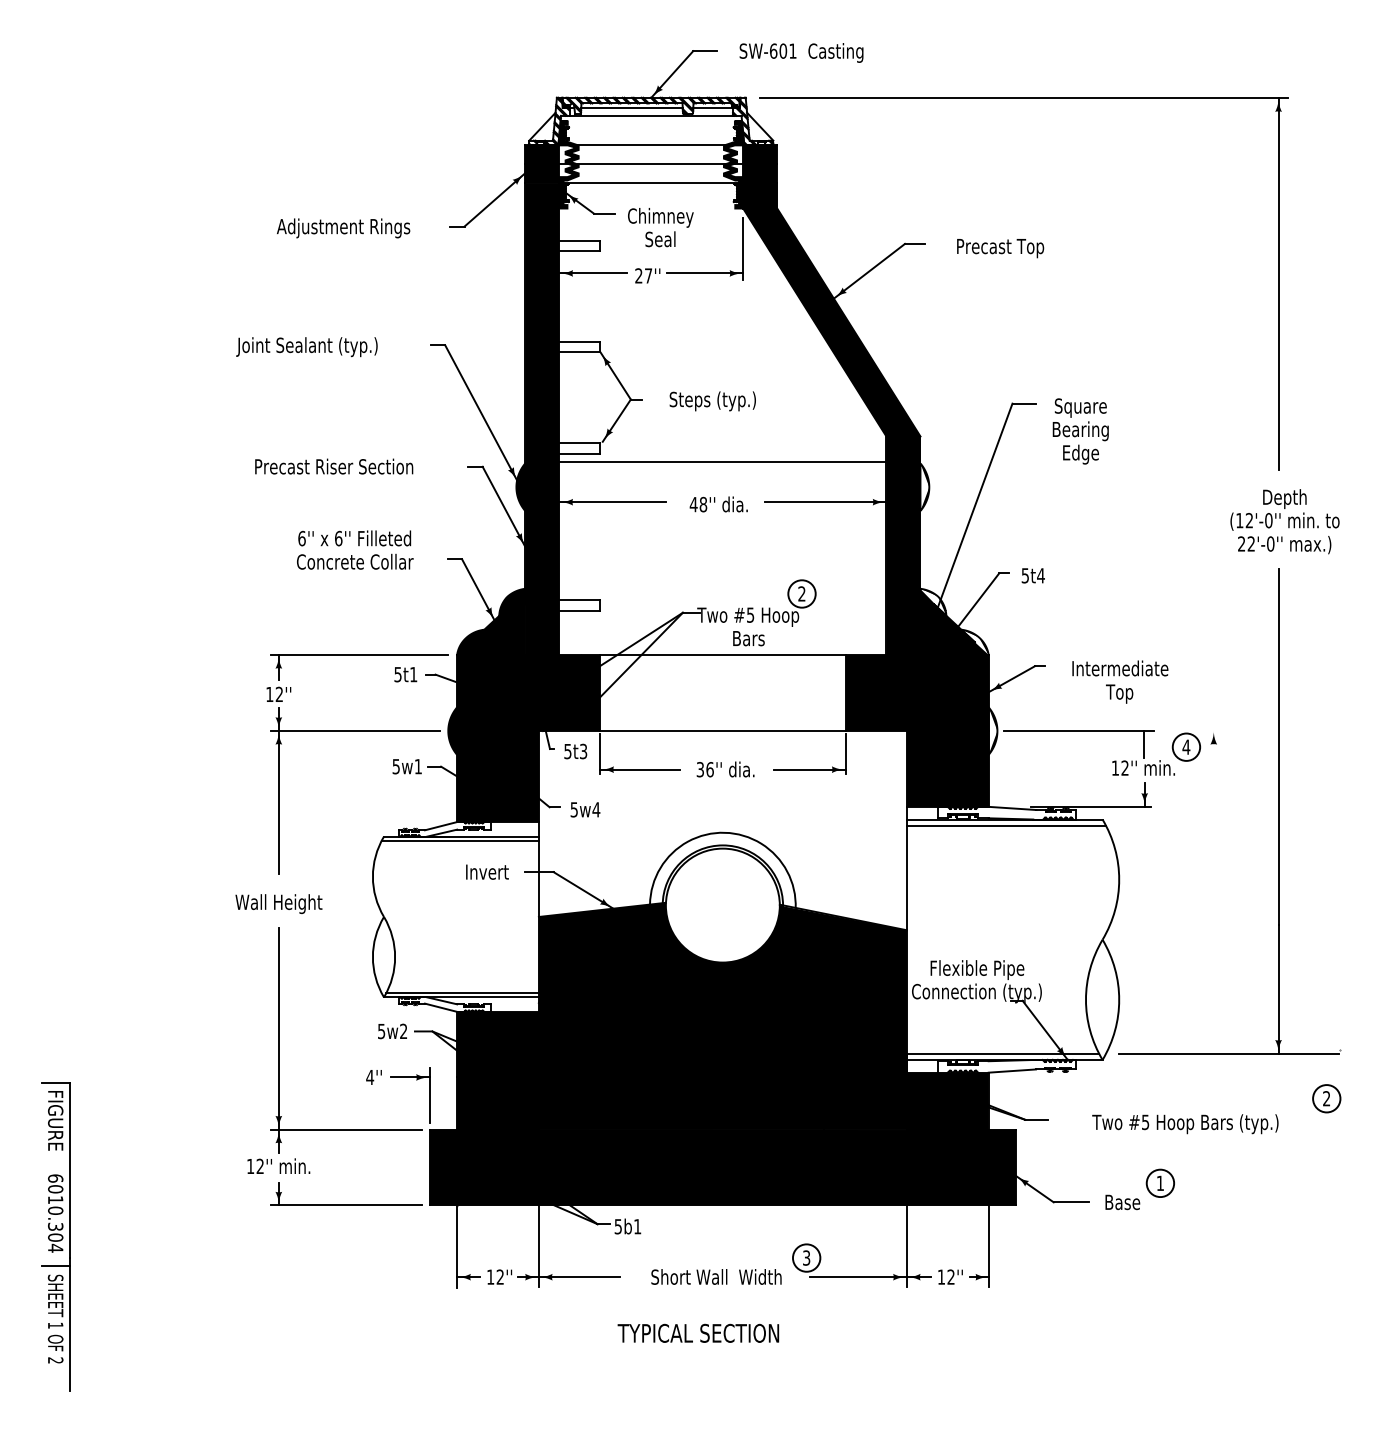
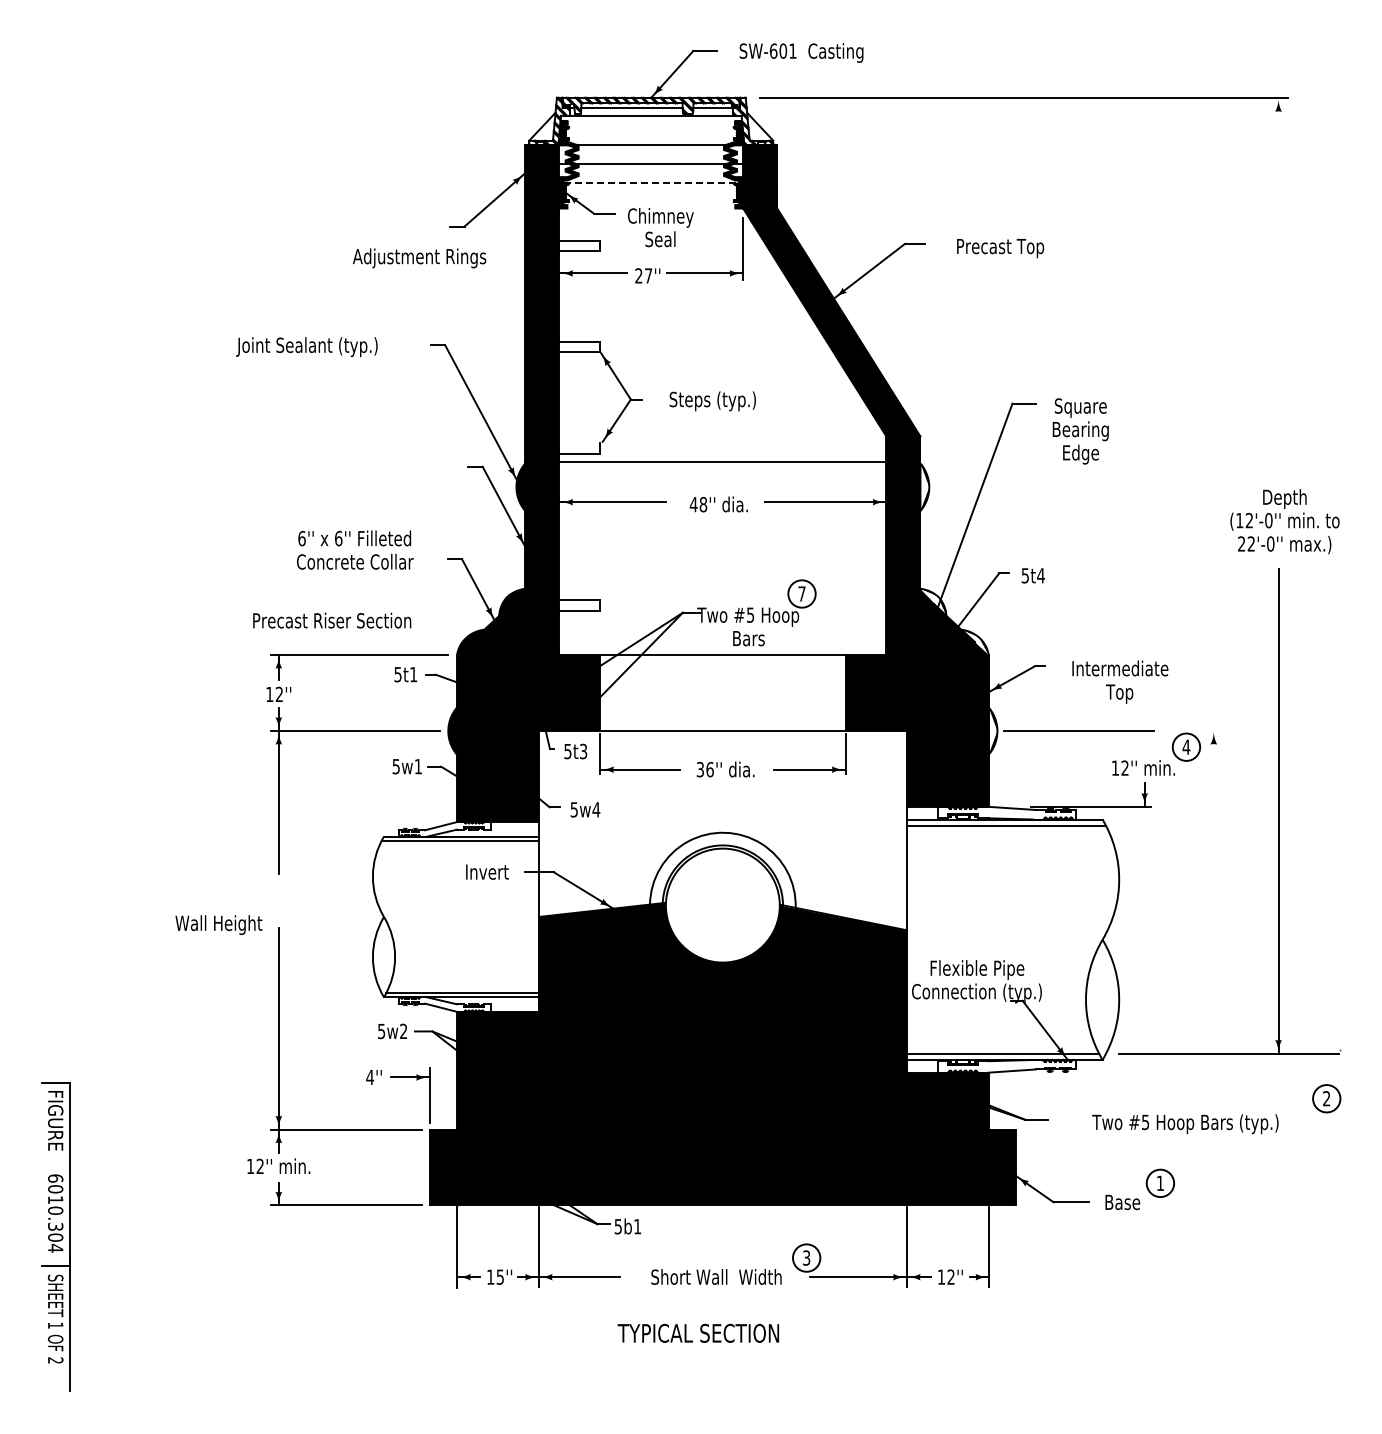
line: solid -> dashed (651, 183)
text position: (343, 228) -> (419, 258) (419, 258)
line: present -> none (1278, 283)
line: present -> none (579, 442)
text position: (334, 466) -> (332, 620) (332, 620)
text: 2 -> 7 (801, 593)
line: present -> none (1143, 744)
text position: (278, 903) -> (218, 924) (218, 924)
text: 12'' -> 15'' (499, 1276)
